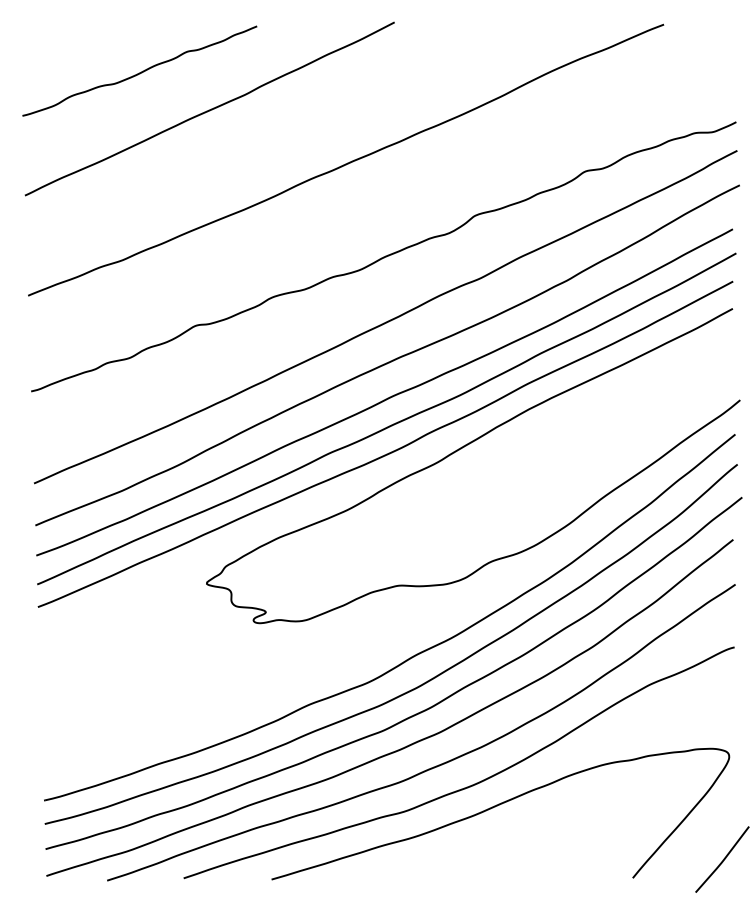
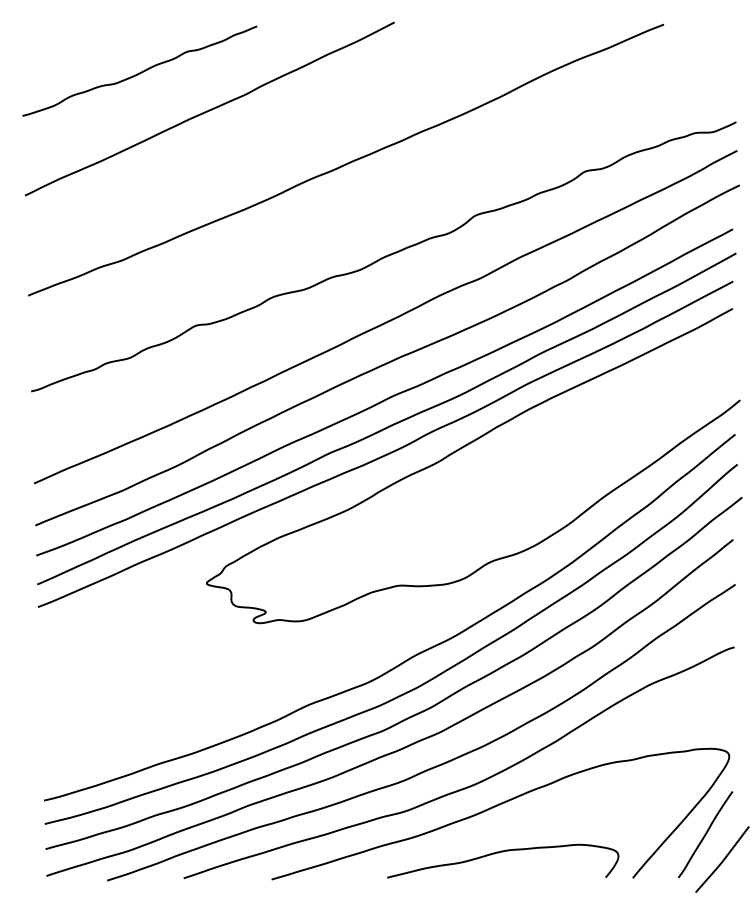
curve: none -> present (705, 834)
curve: none -> present (503, 852)
